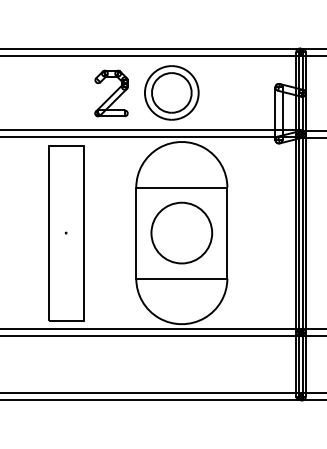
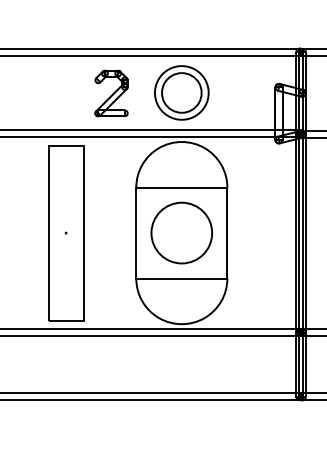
part position: (171, 92) -> (181, 92) (181, 92)
